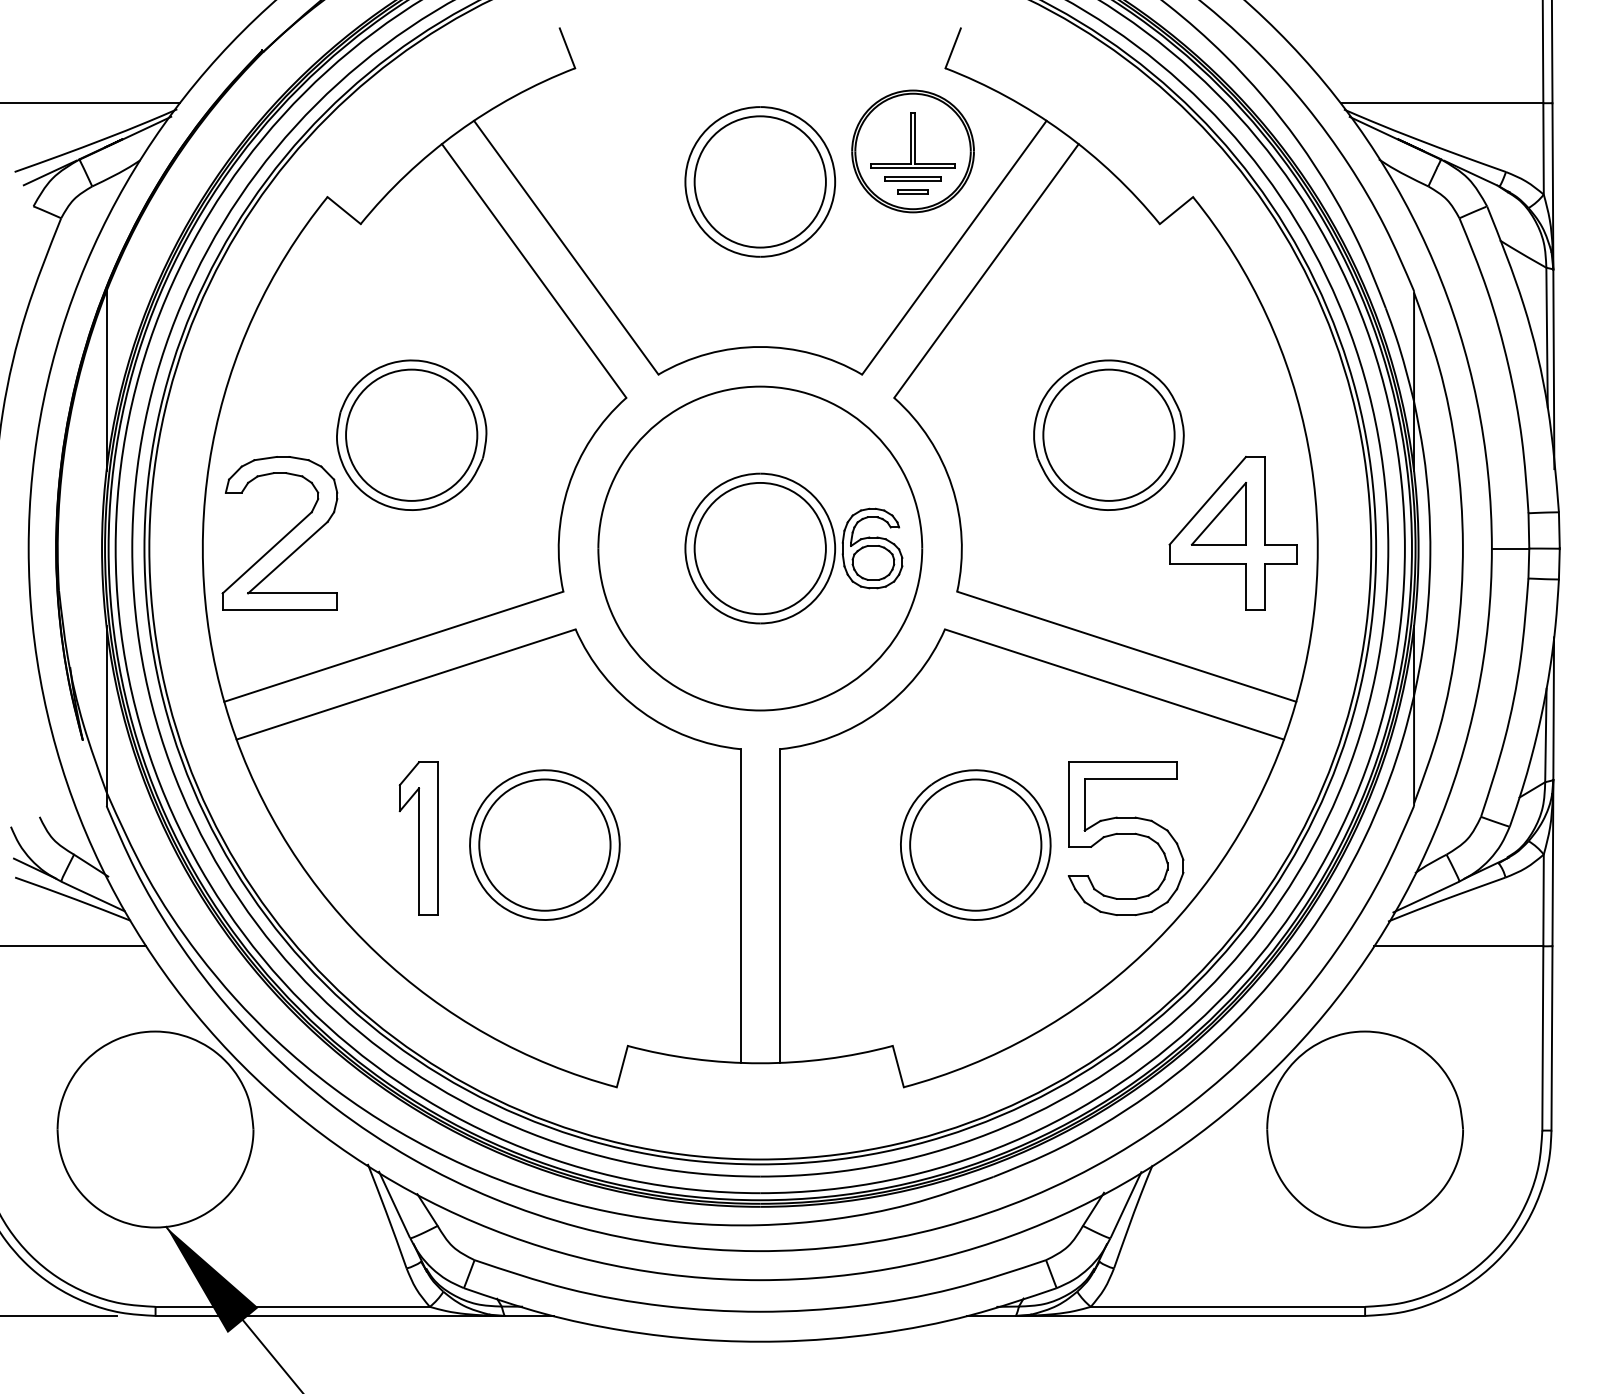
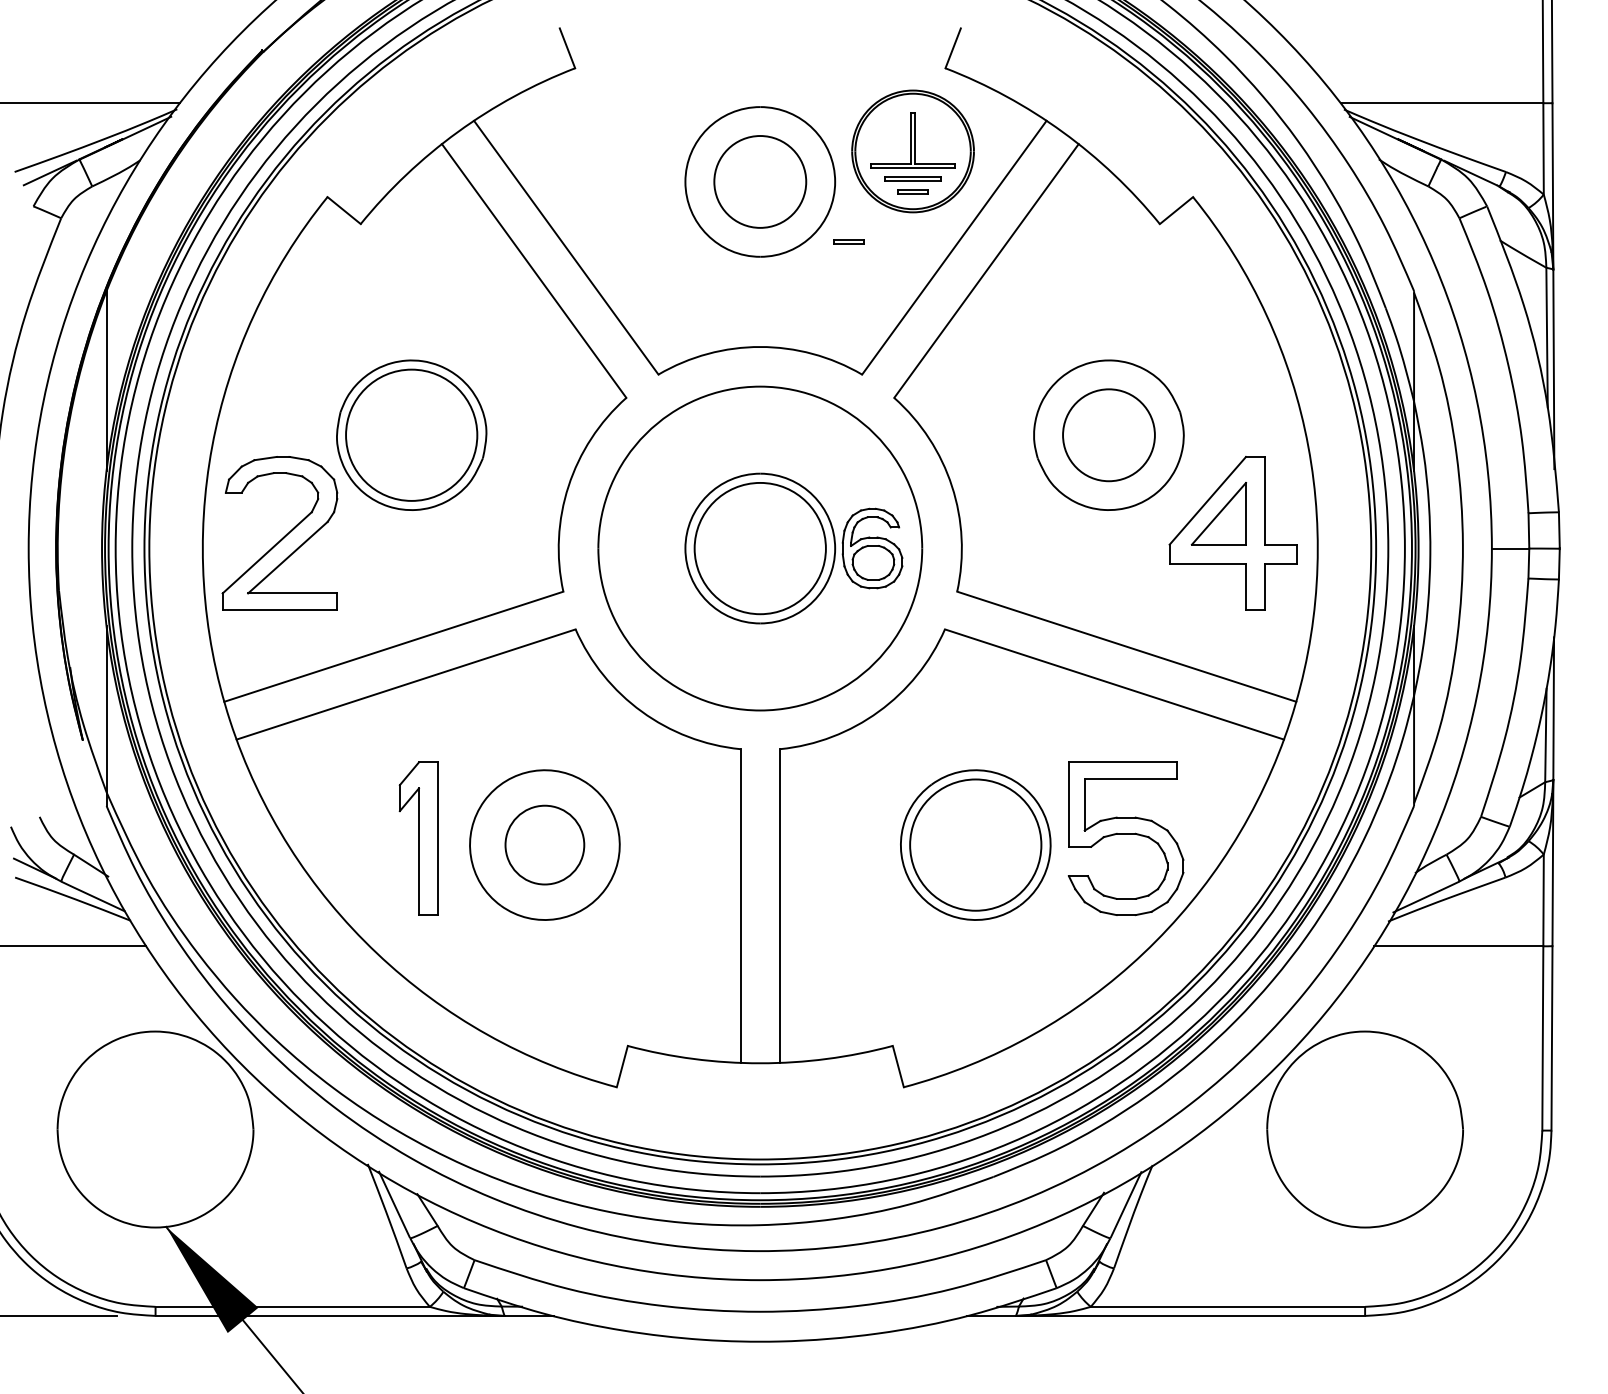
circle diameter: 131 px -> 92 px (760, 181)
part: none -> present (848, 241)
circle diameter: 131 px -> 92 px (1108, 435)
circle diameter: 131 px -> 79 px (544, 844)
